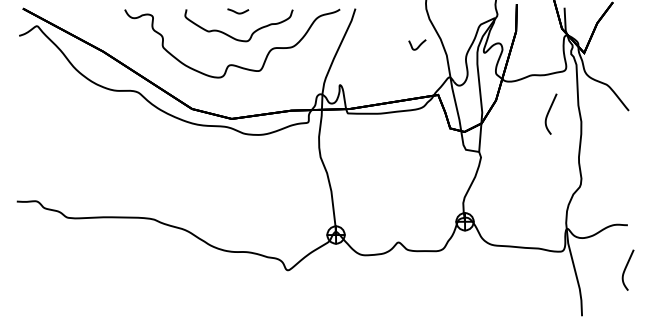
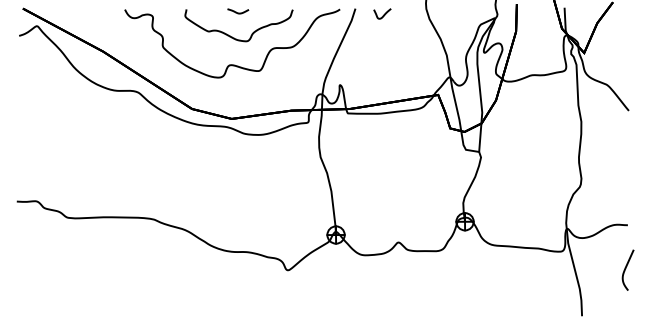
curve position: (418, 45) -> (383, 14) (383, 14)
curve: present -> none (549, 112)
